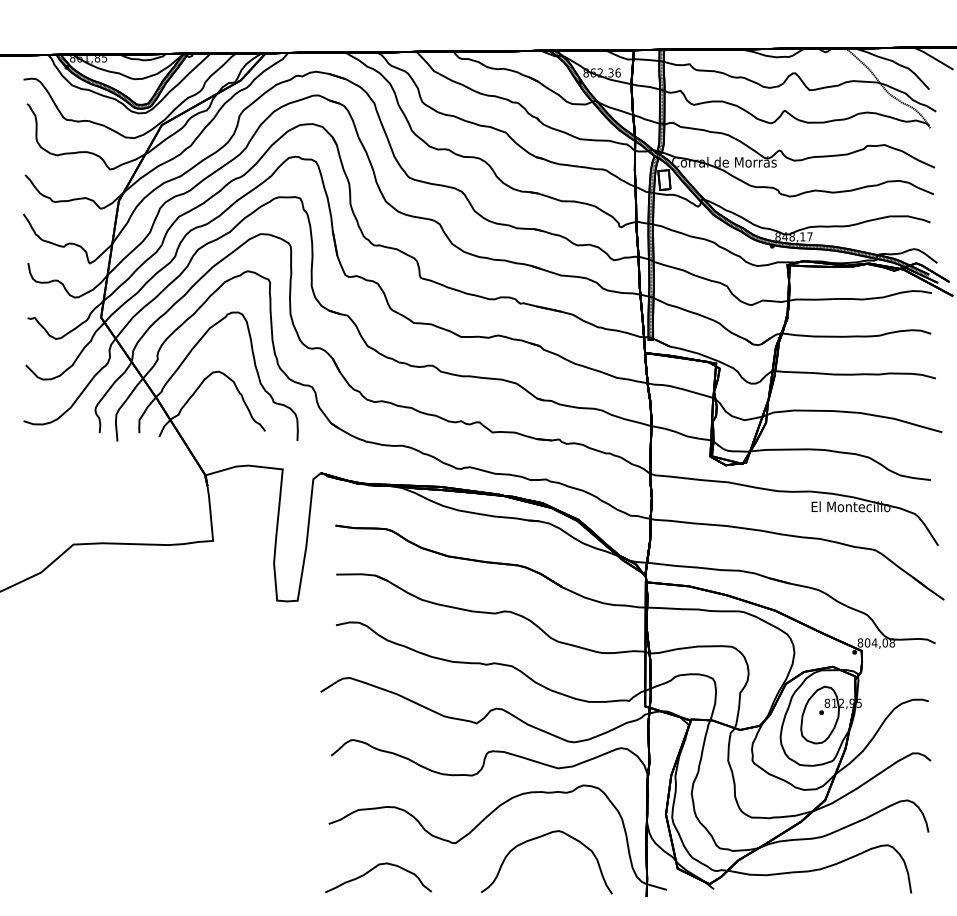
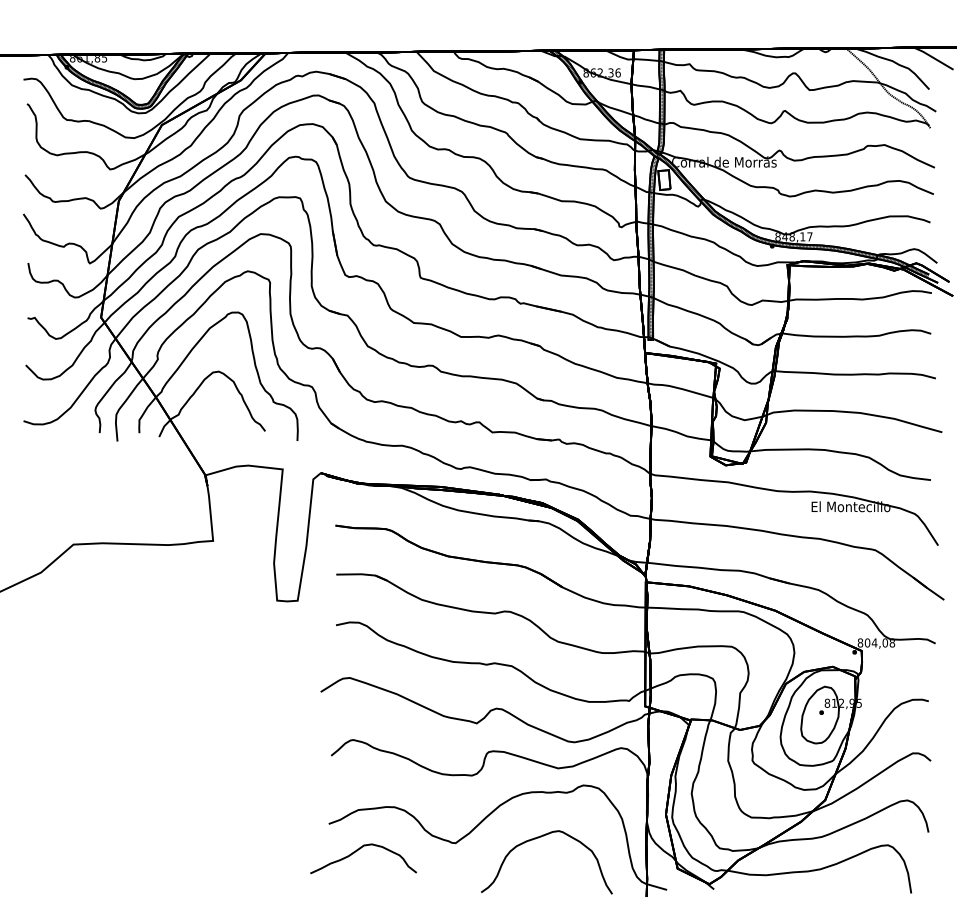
curve position: (372, 870) -> (357, 851) (357, 851)
